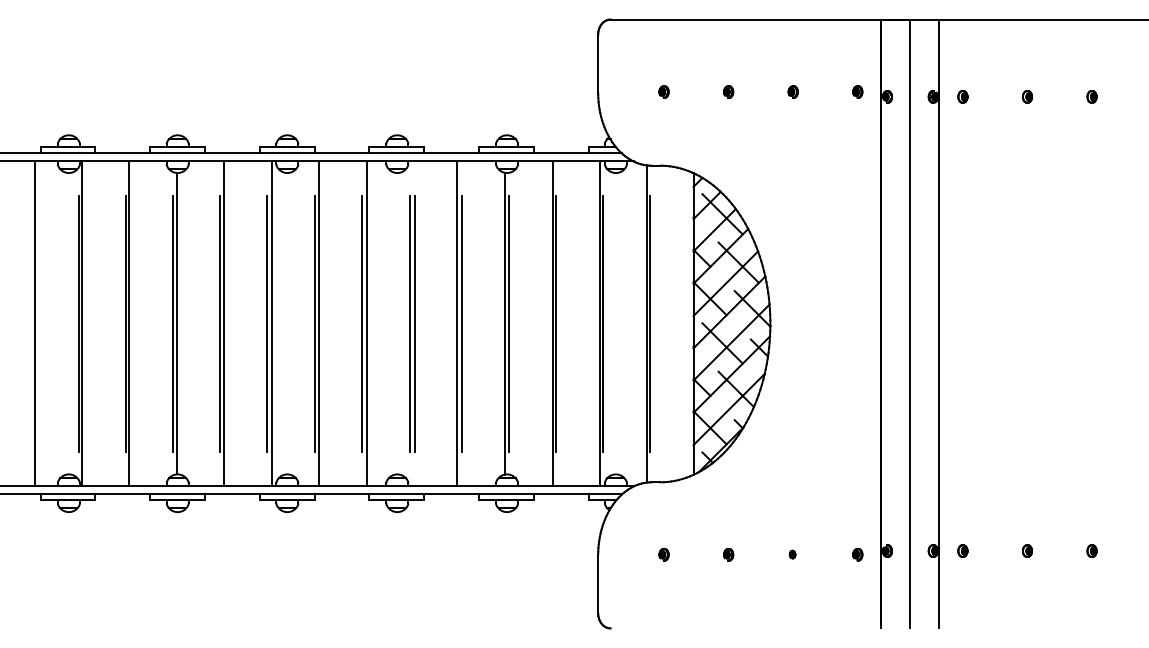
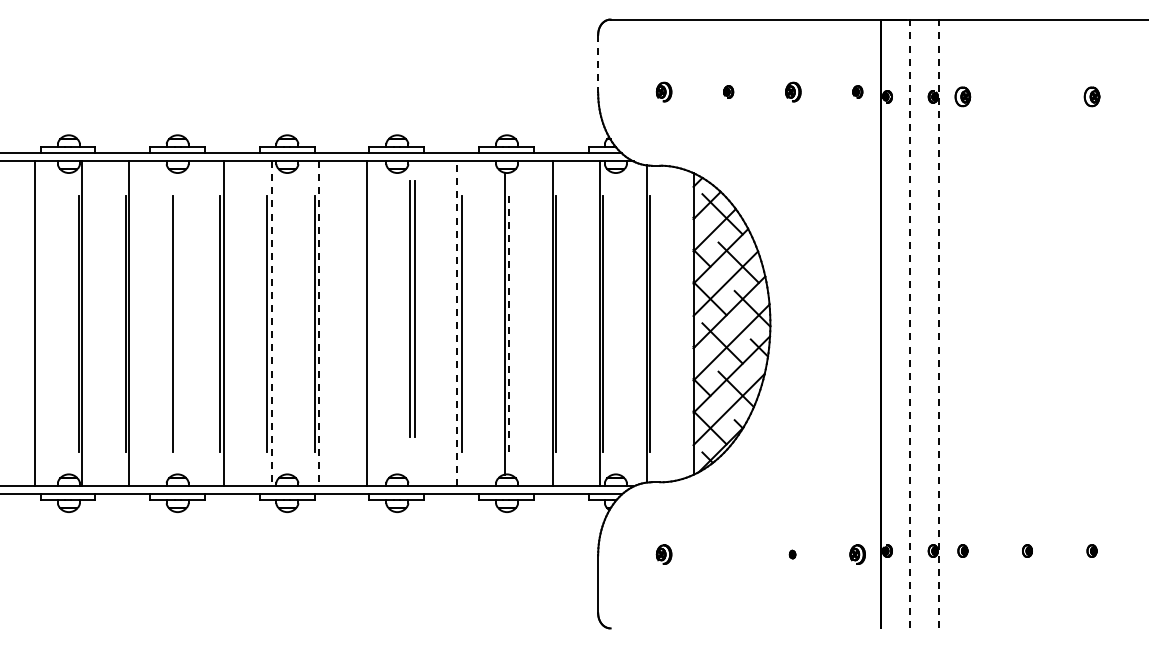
line: solid -> dashed (598, 63)
part size: 12x14 px -> 17x22 px (664, 91)
part size: 12x14 px -> 17x22 px (793, 91)
part size: 12x14 px -> 18x22 px (962, 96)
part: present -> none (1027, 96)
part size: 12x14 px -> 18x22 px (1091, 96)
line: present -> none (176, 323)
line: solid -> dashed (271, 323)
line: solid -> dashed (319, 323)
line: present -> none (362, 323)
part position: (412, 323) -> (412, 308) (412, 308)
line: solid -> dashed (457, 323)
line: solid -> dashed (509, 323)
line: solid -> dashed (910, 323)
line: solid -> dashed (939, 323)
part size: 12x14 px -> 18x21 px (663, 554)
part: present -> none (728, 554)
part size: 12x14 px -> 17x21 px (857, 554)
